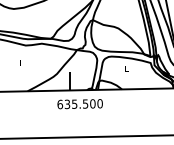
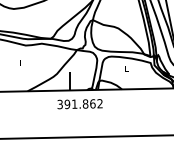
text: 635.500 -> 391.862 (79, 104)
